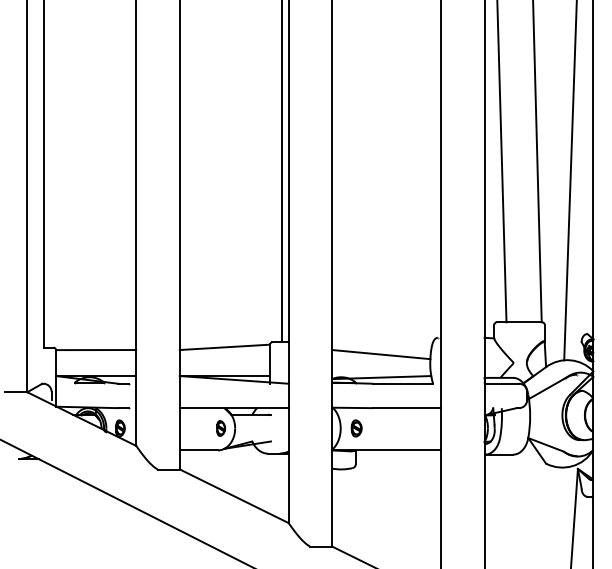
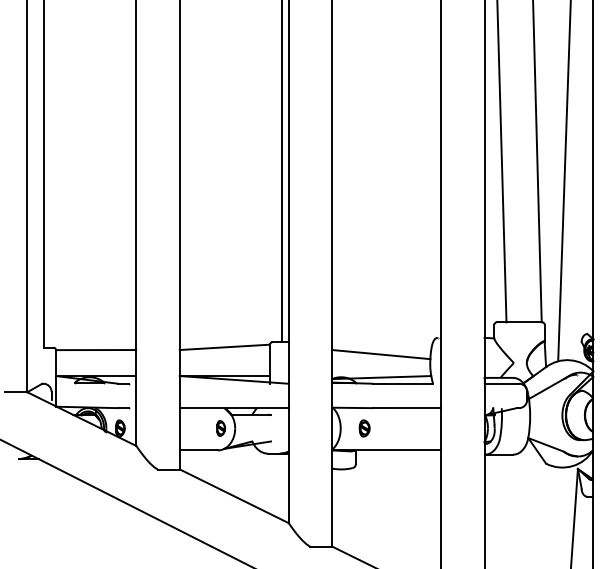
line position: (570, 181) -> (564, 181) (564, 181)
part position: (356, 428) -> (364, 428) (364, 428)
